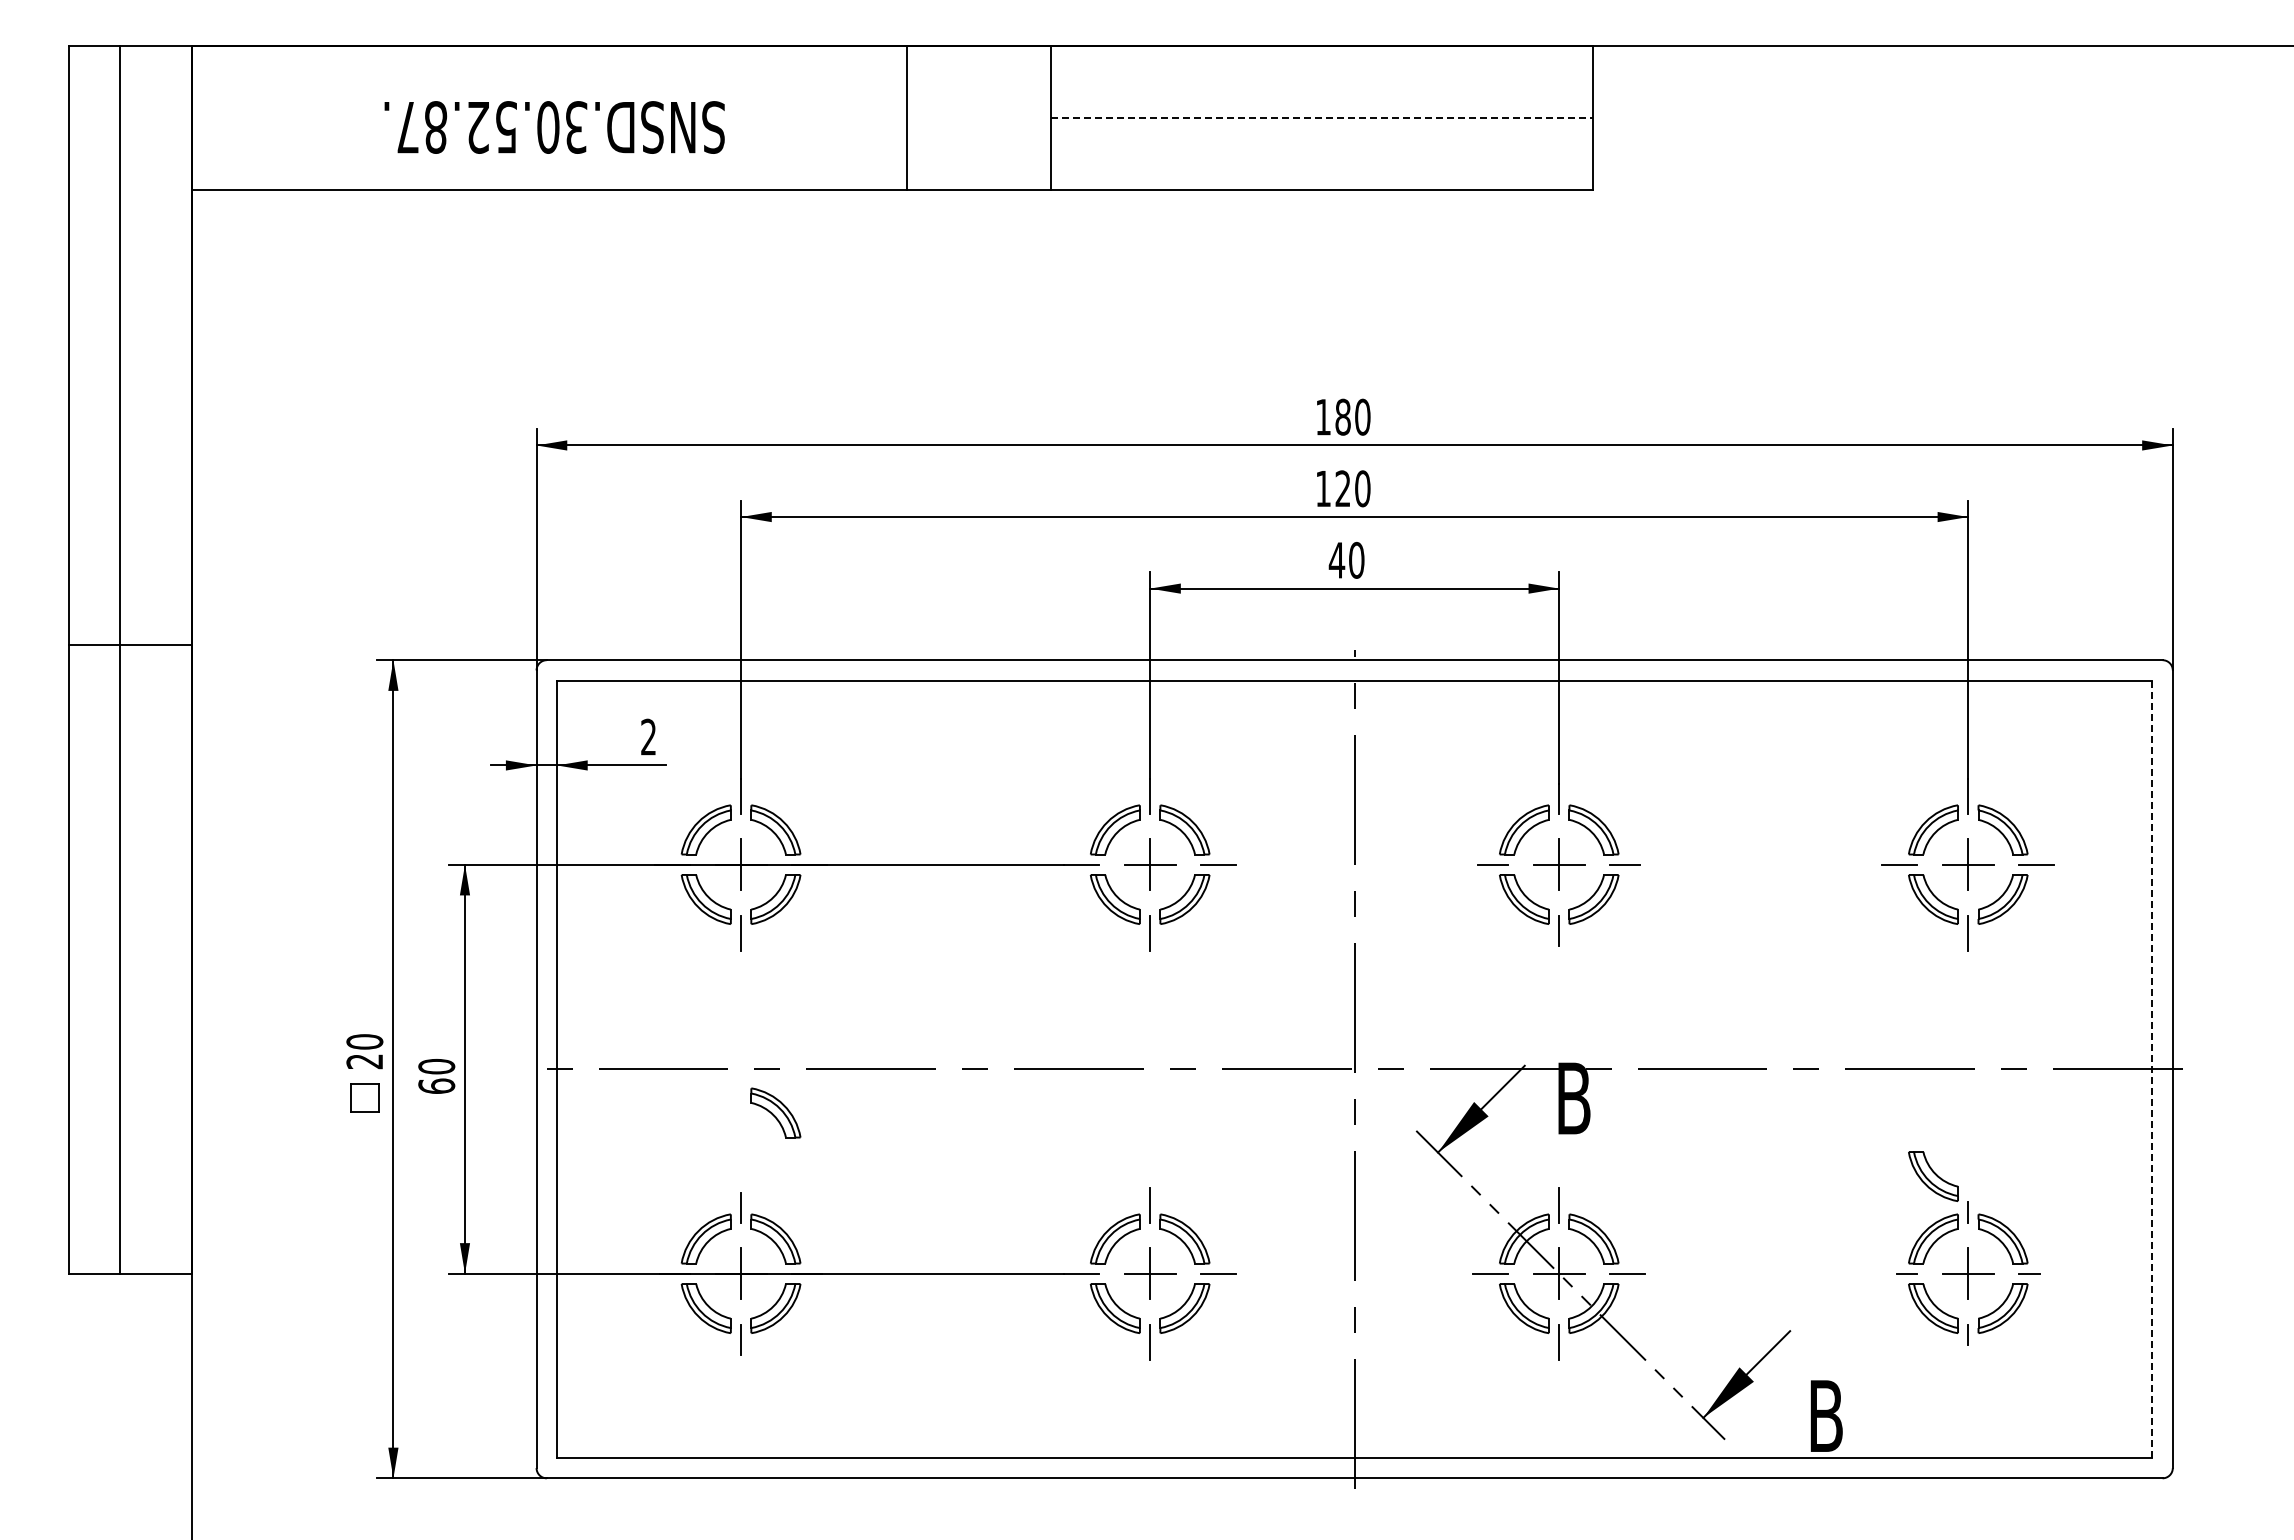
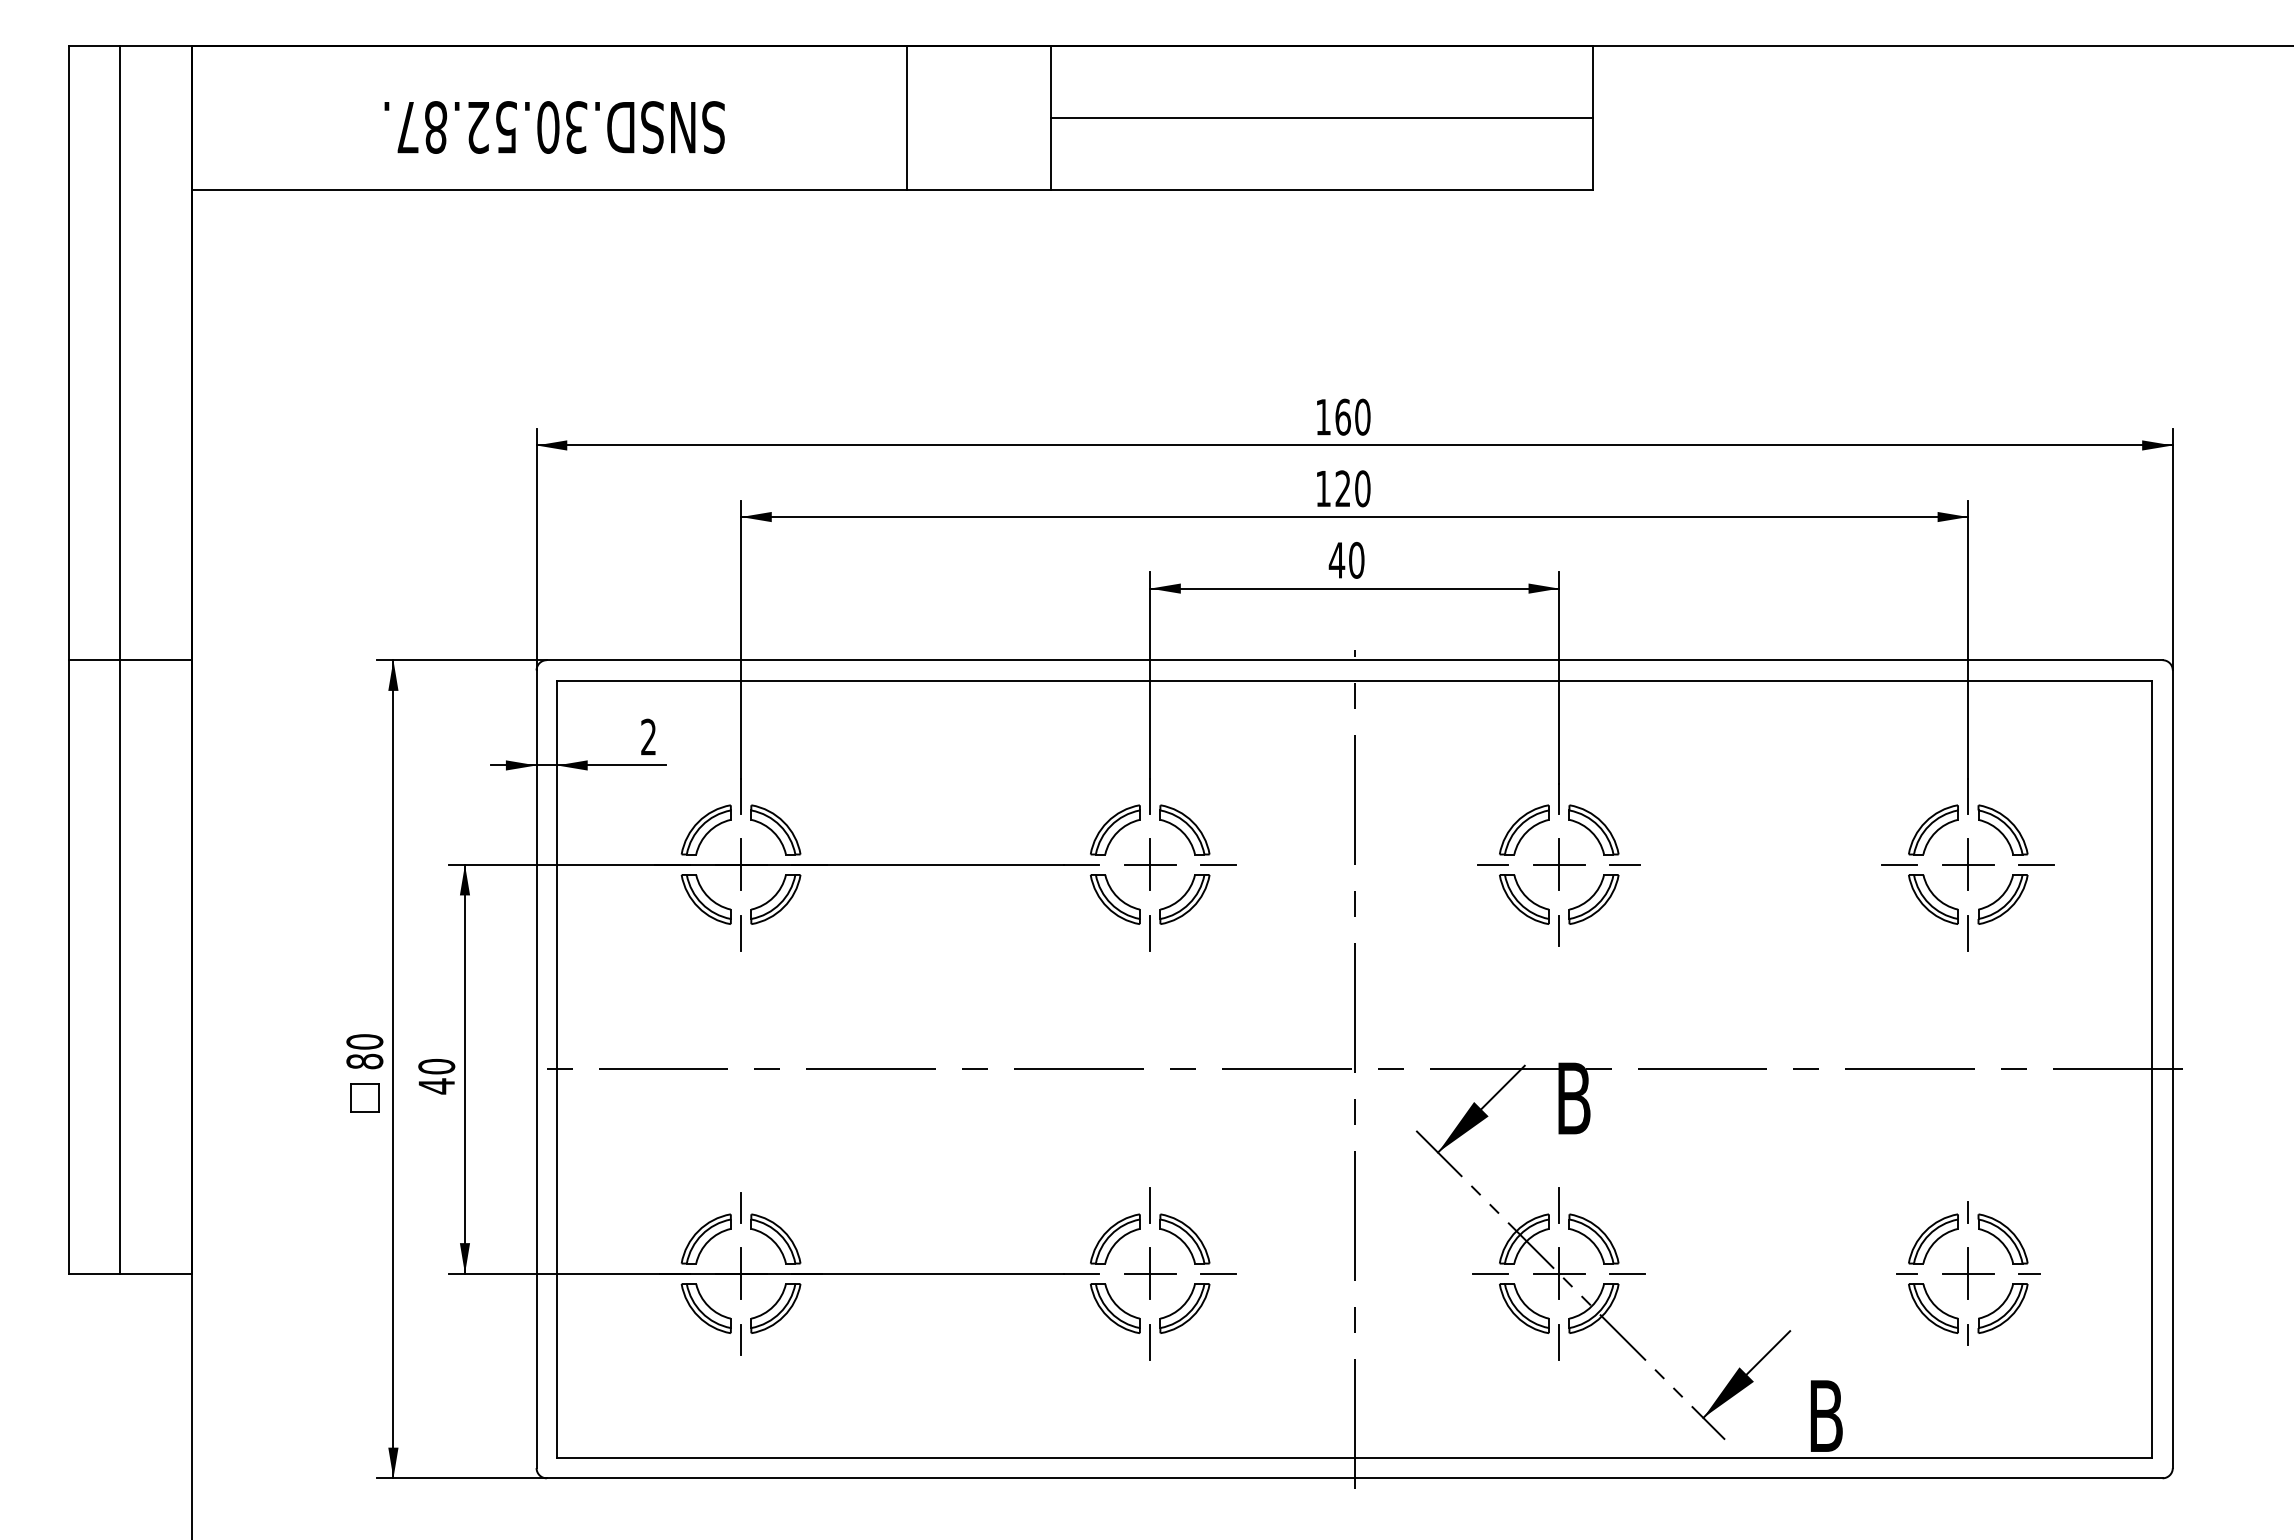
line: dashed -> solid (1322, 118)
text: 180 -> 160 (1342, 416)
line position: (129, 645) -> (129, 660) (129, 660)
text: 20 -> 80 (364, 1061)
line: dashed -> solid (2152, 1069)
text: 60 -> 40 (436, 1086)
part: present -> none (775, 1112)
part: present -> none (1933, 1176)
